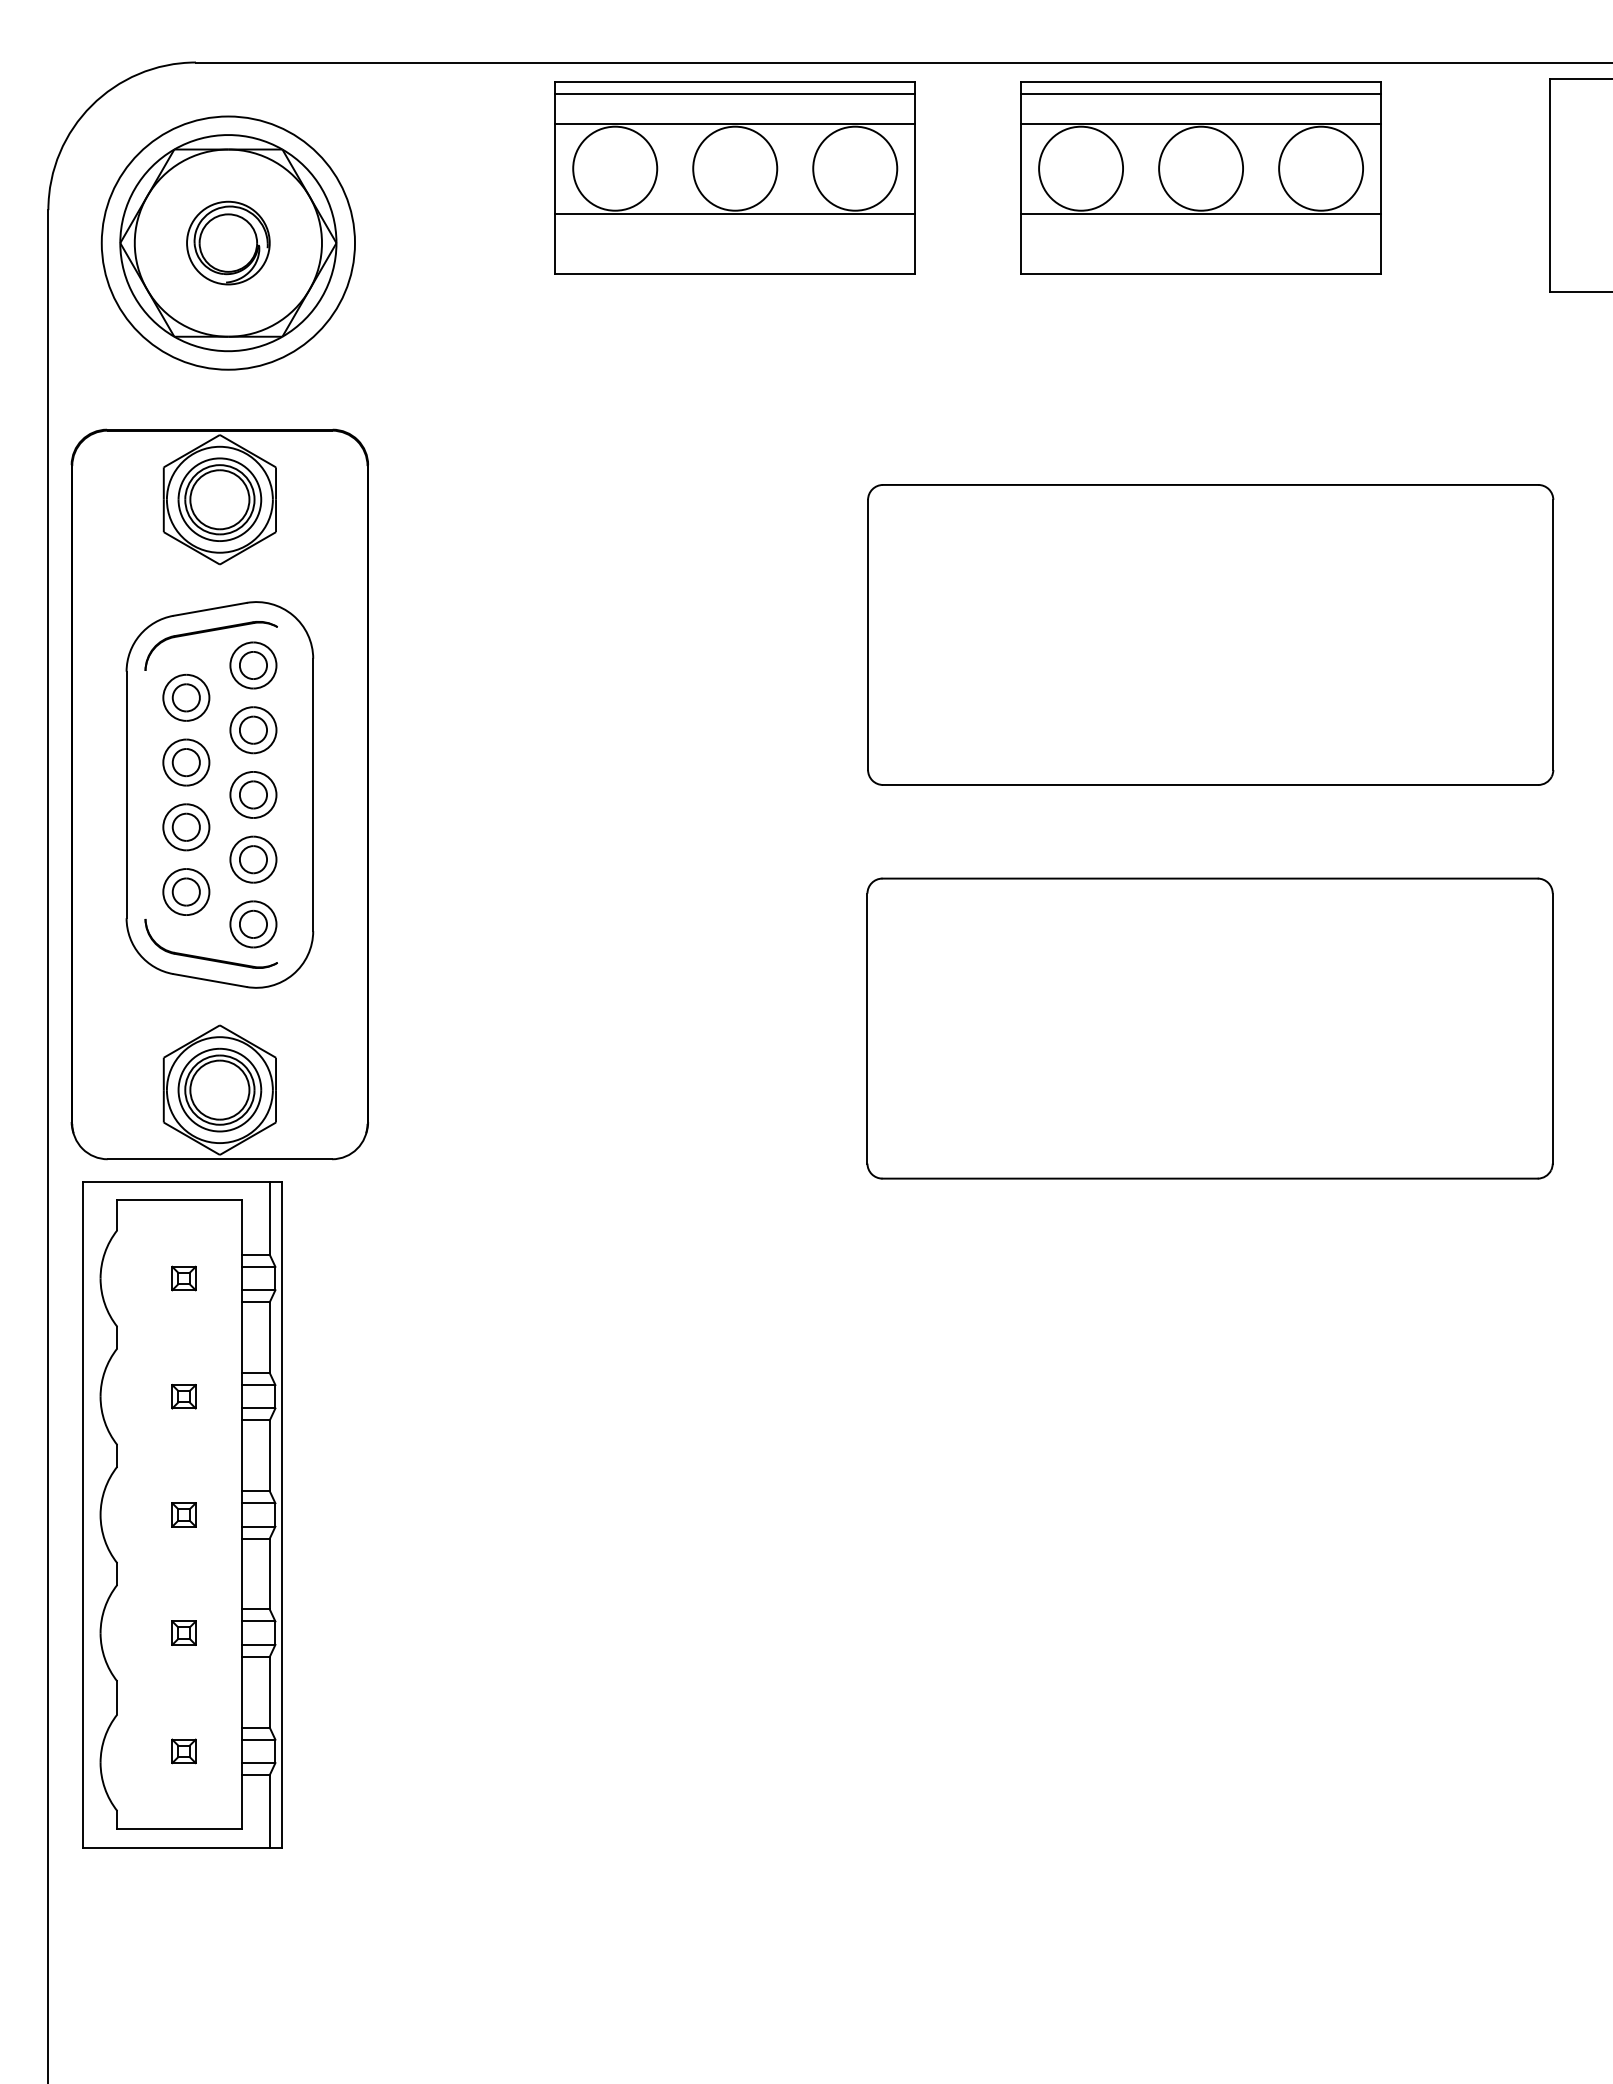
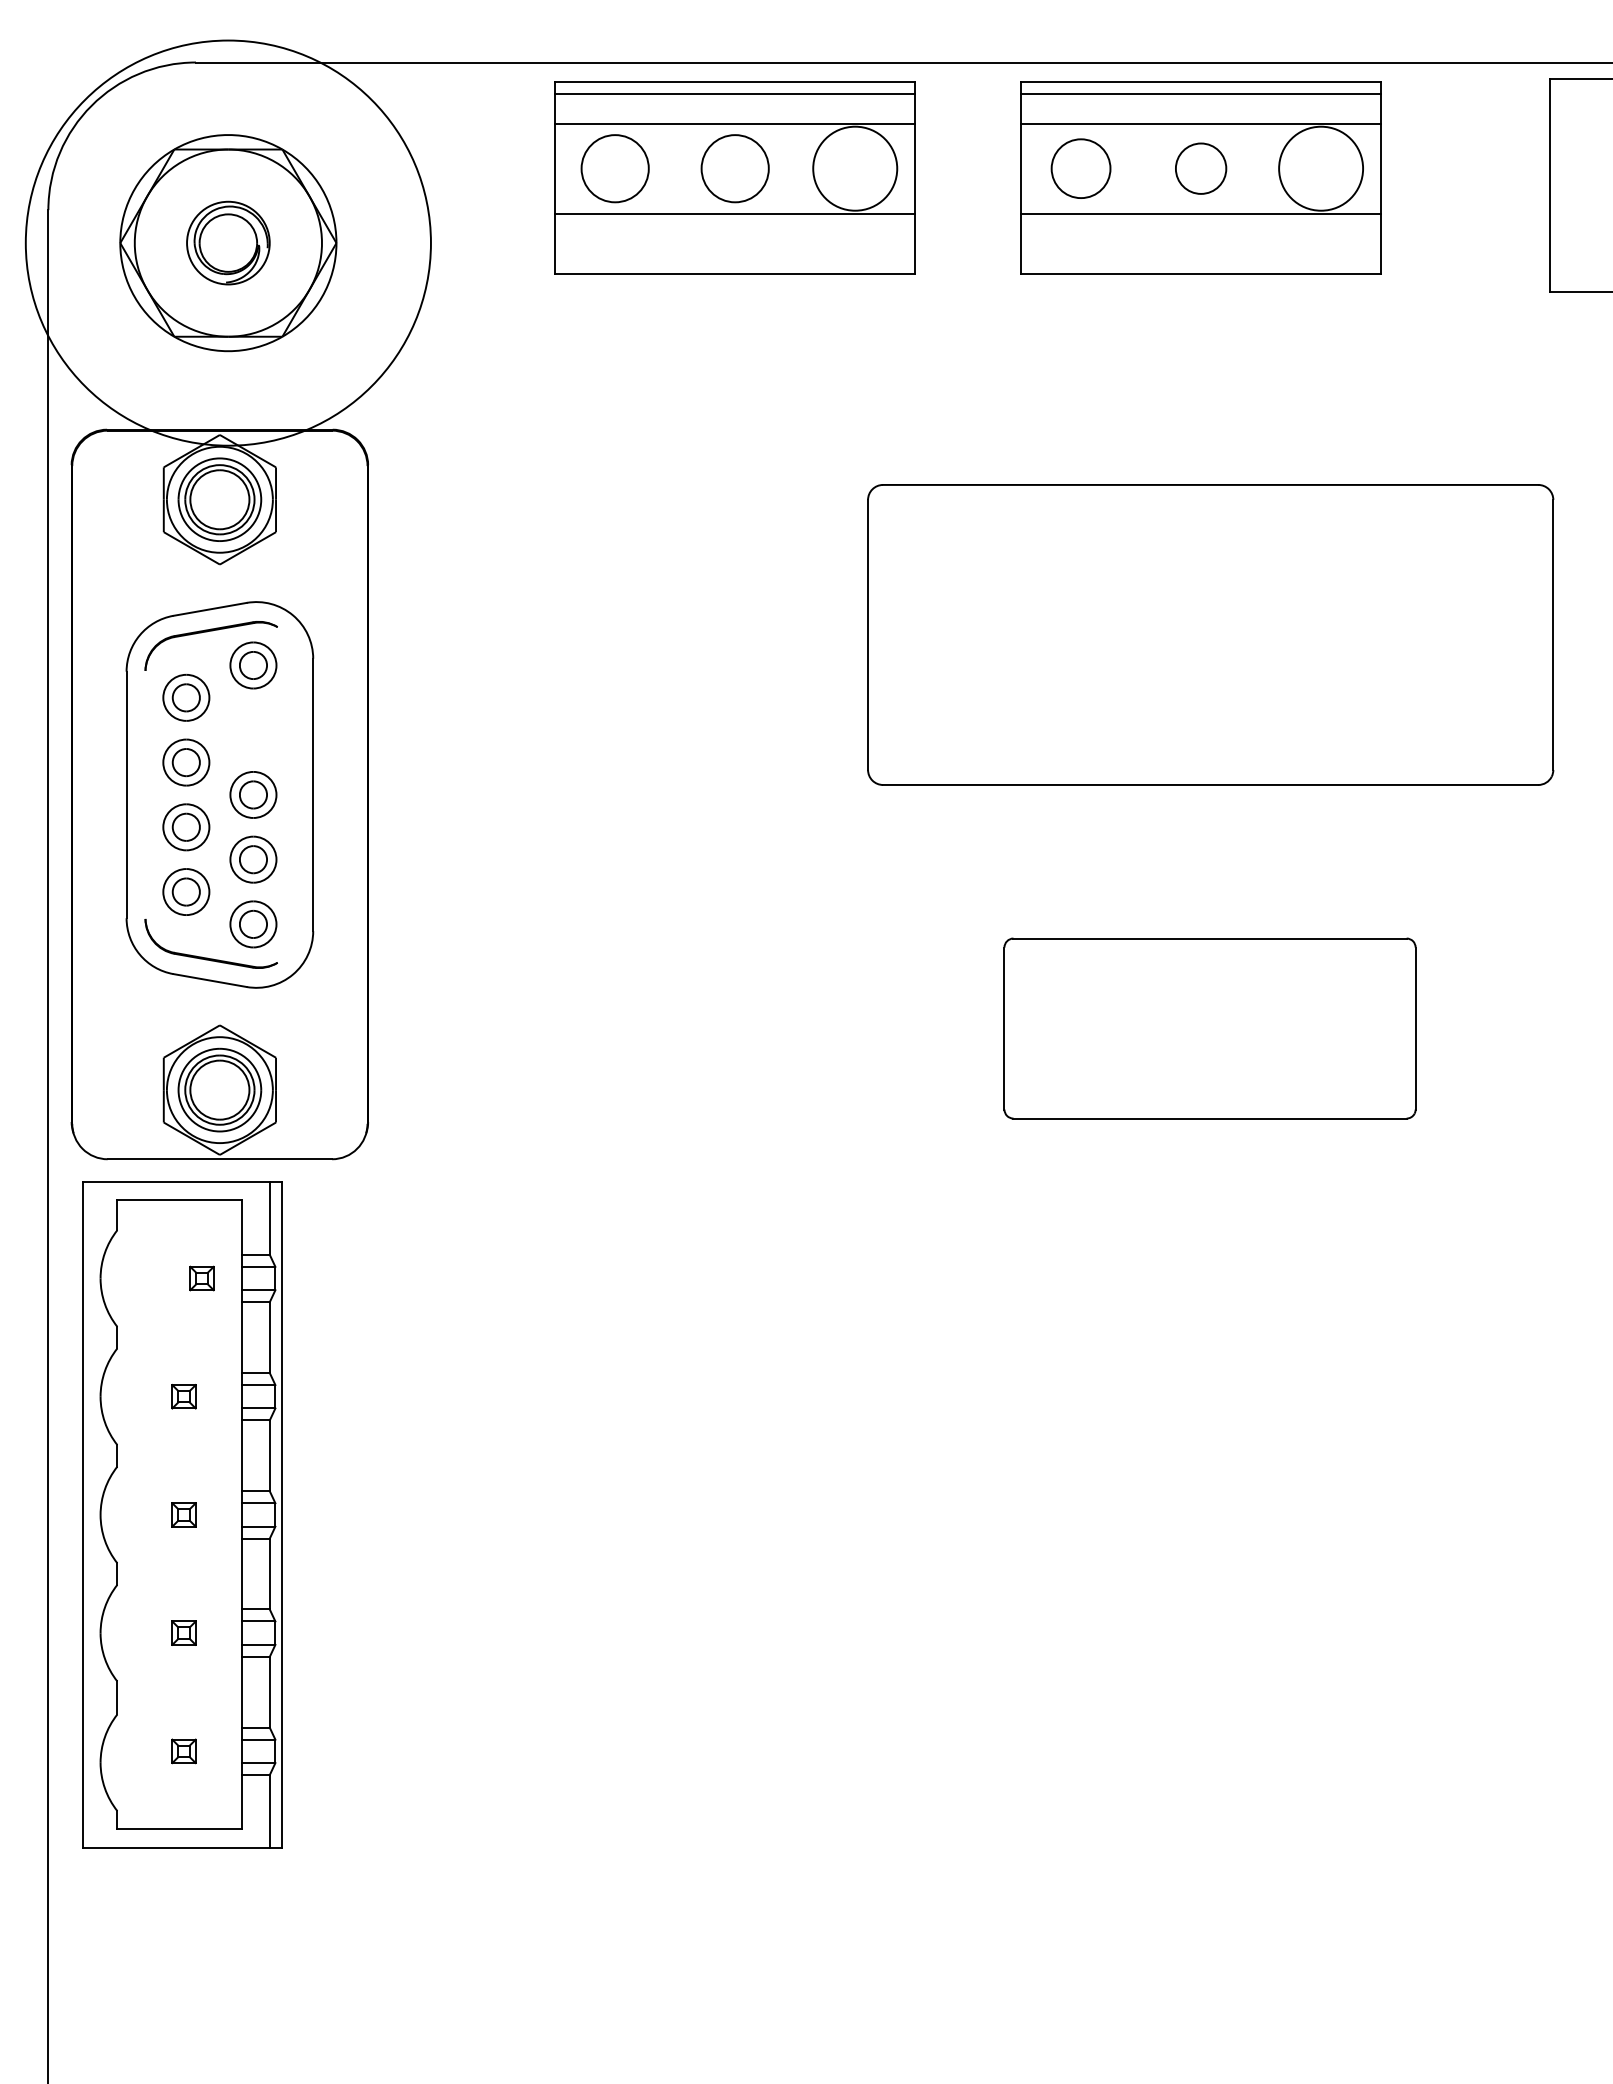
circle diameter: 84 px -> 67 px (614, 168)
circle diameter: 84 px -> 67 px (734, 168)
circle diameter: 84 px -> 59 px (1080, 168)
circle diameter: 84 px -> 50 px (1200, 168)
circle diameter: 253 px -> 405 px (227, 242)
part: present -> none (253, 730)
part size: 688x303 px -> 414x183 px (1209, 1028)
part position: (183, 1278) -> (201, 1278) (201, 1278)
